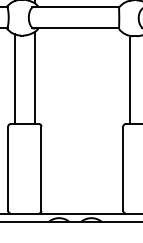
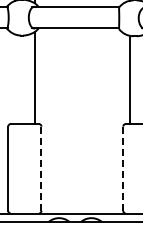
line: present -> none (14, 79)
line: solid -> dashed (41, 169)
line: solid -> dashed (123, 169)
